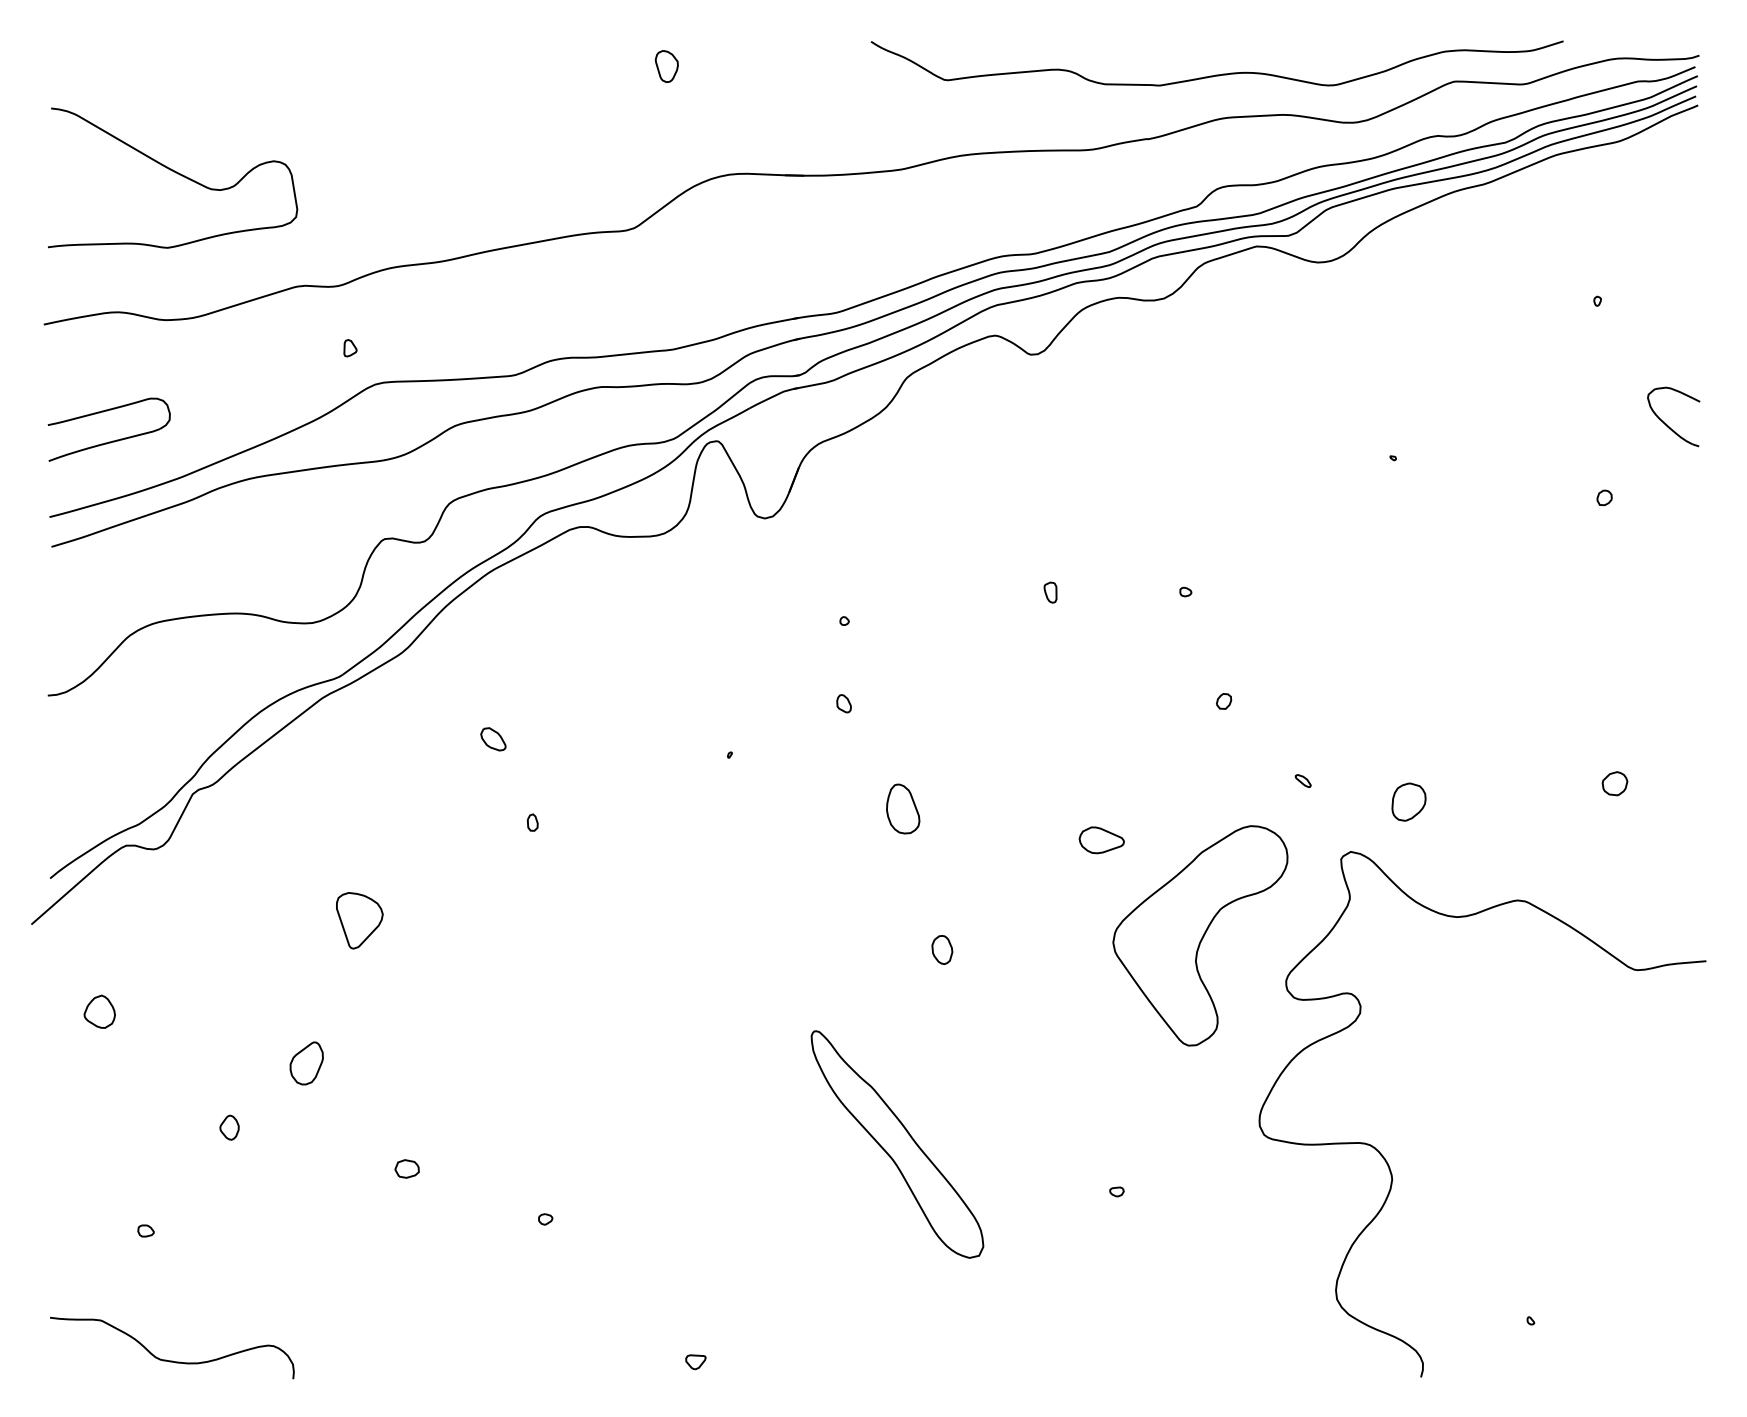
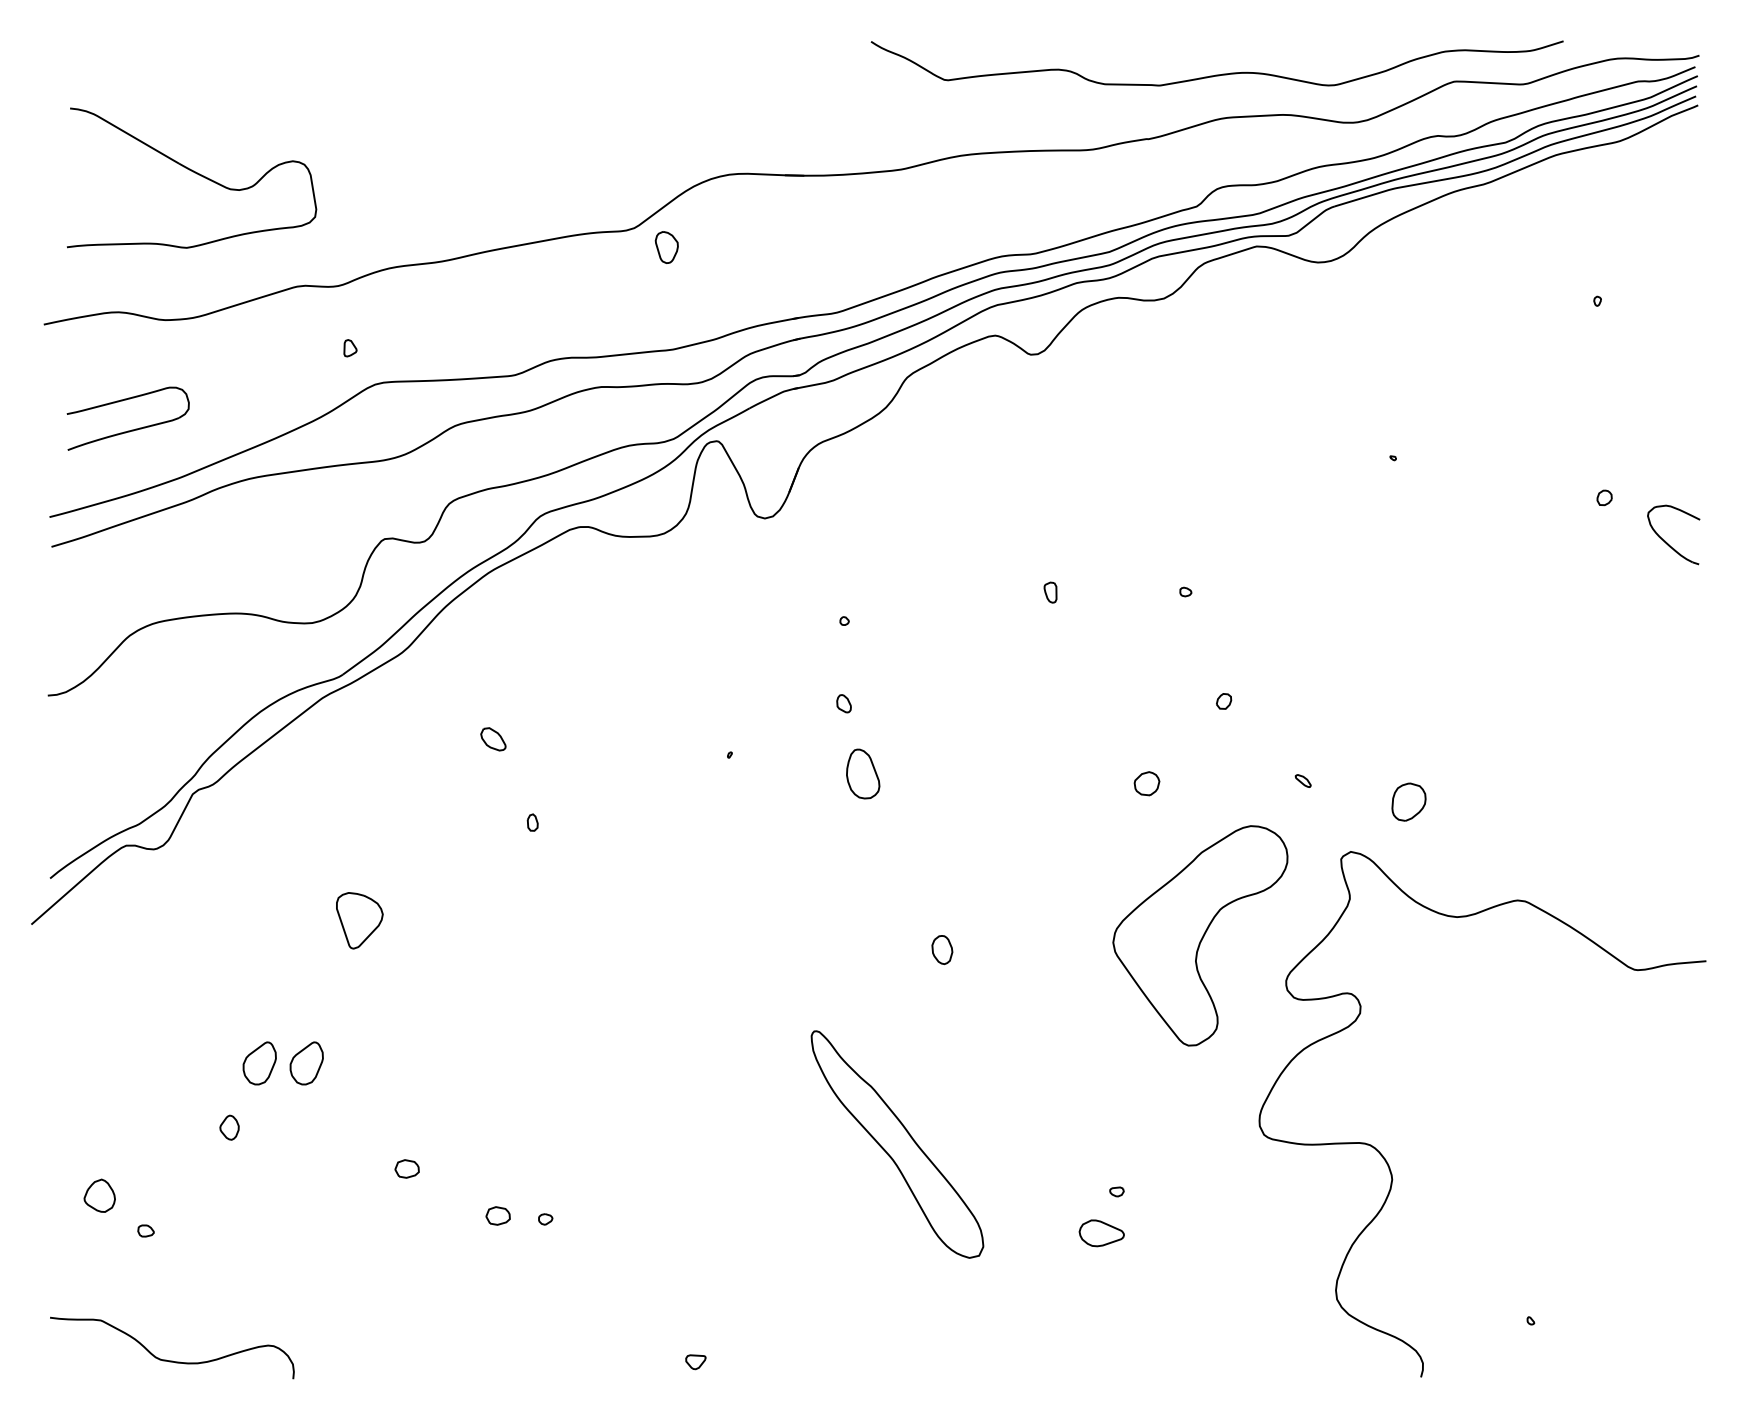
part position: (666, 66) -> (666, 247) (666, 247)
part position: (173, 177) -> (192, 177) (192, 177)
part position: (1666, 423) -> (1666, 541) (1666, 541)
part position: (112, 440) -> (131, 429) (131, 429)
part position: (1614, 783) -> (1146, 783) (1146, 783)
part position: (903, 808) -> (863, 773) (863, 773)
part position: (1101, 840) -> (1101, 1233) (1101, 1233)
part position: (99, 1011) -> (99, 1195) (99, 1195)
part: none -> present (259, 1063)
part: none -> present (497, 1215)
